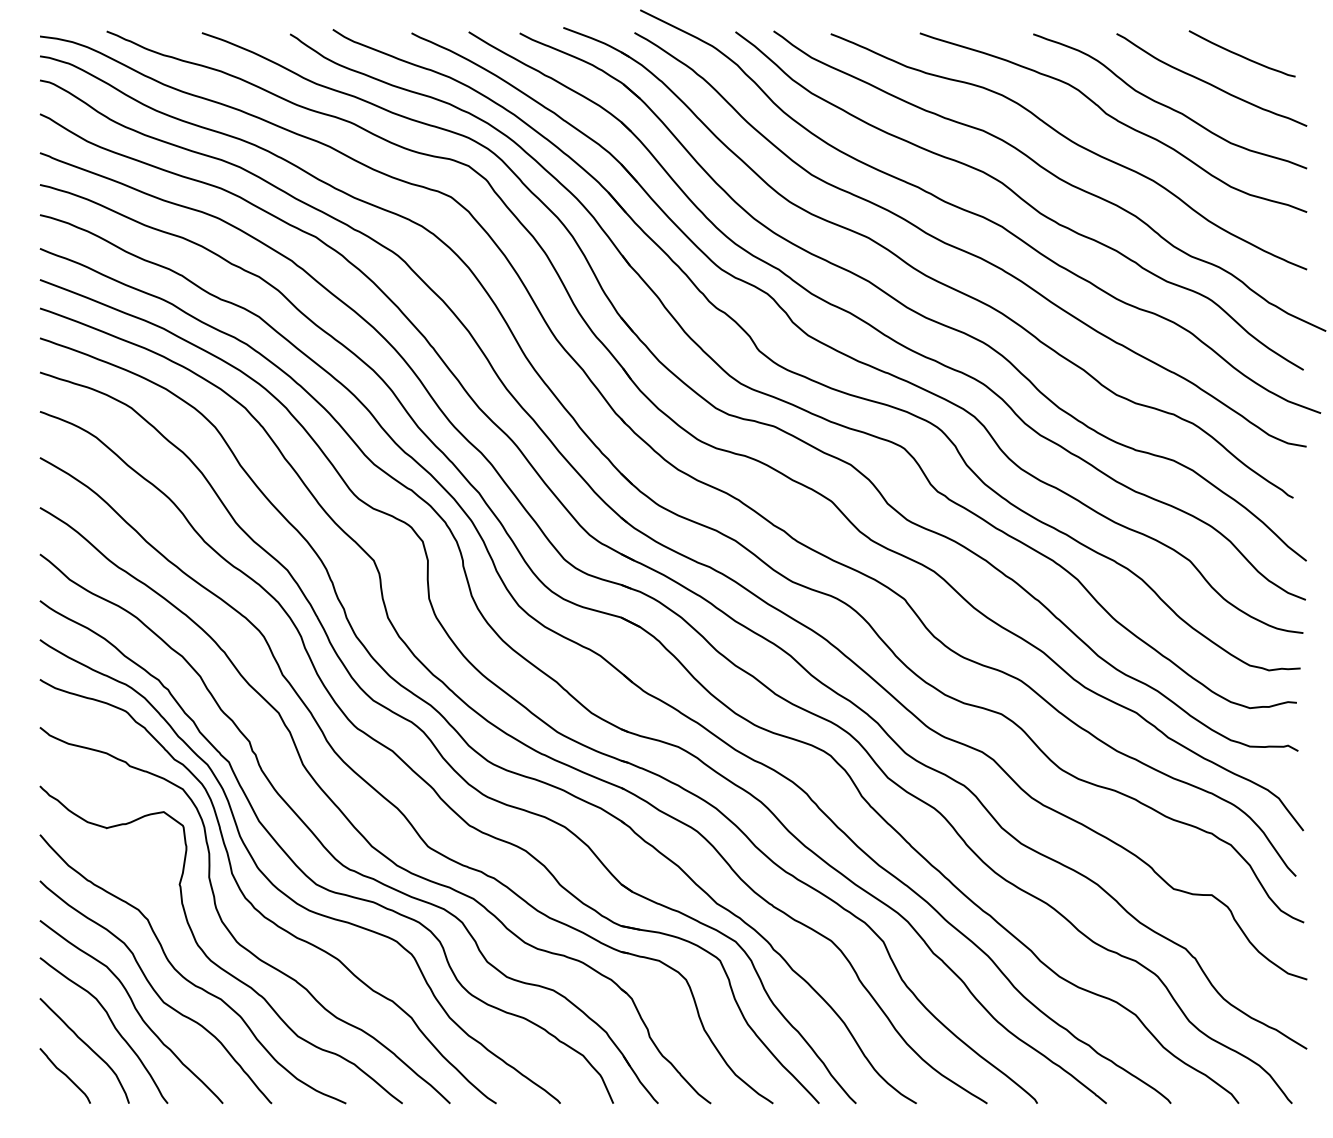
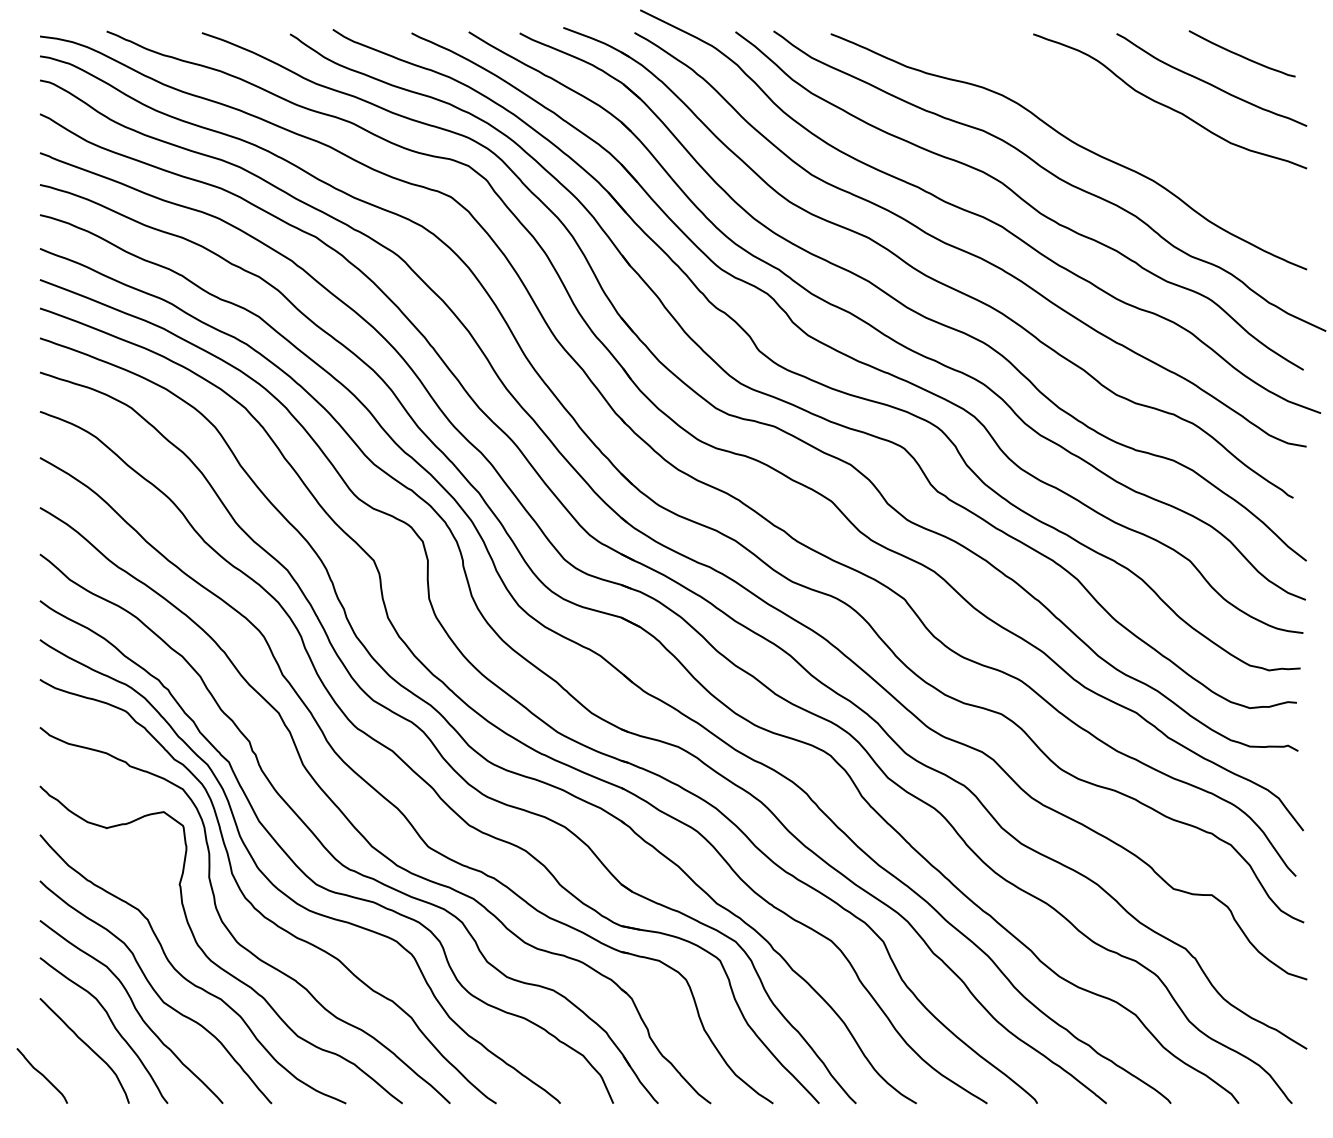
curve: present -> none (1115, 120)
curve position: (64, 1075) -> (41, 1075) (41, 1075)
